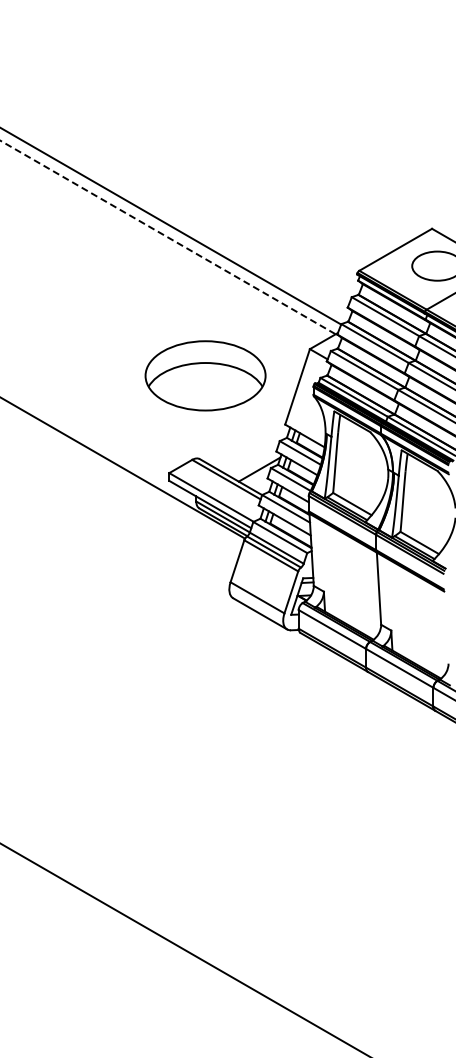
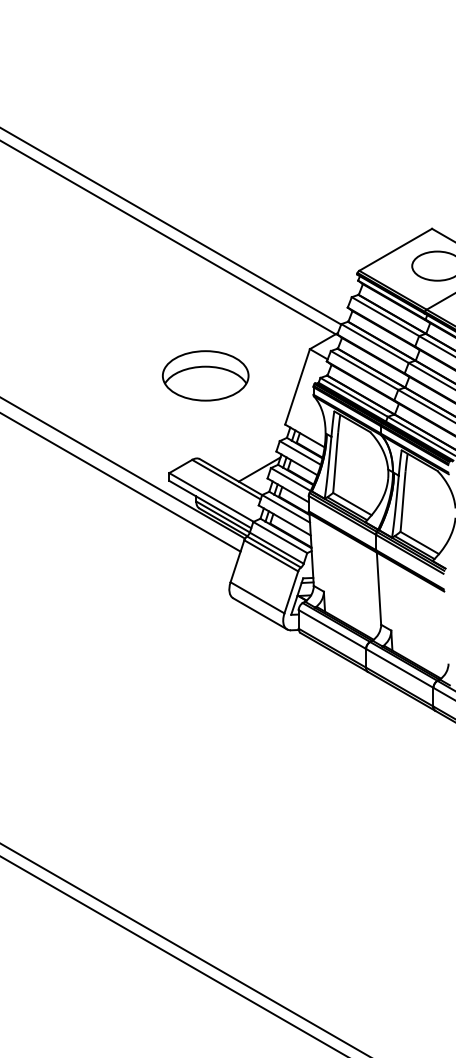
line: dashed -> solid (167, 237)
part size: 123x72 px -> 88x52 px (205, 375)
line: none -> present (121, 482)
line: none -> present (172, 955)
